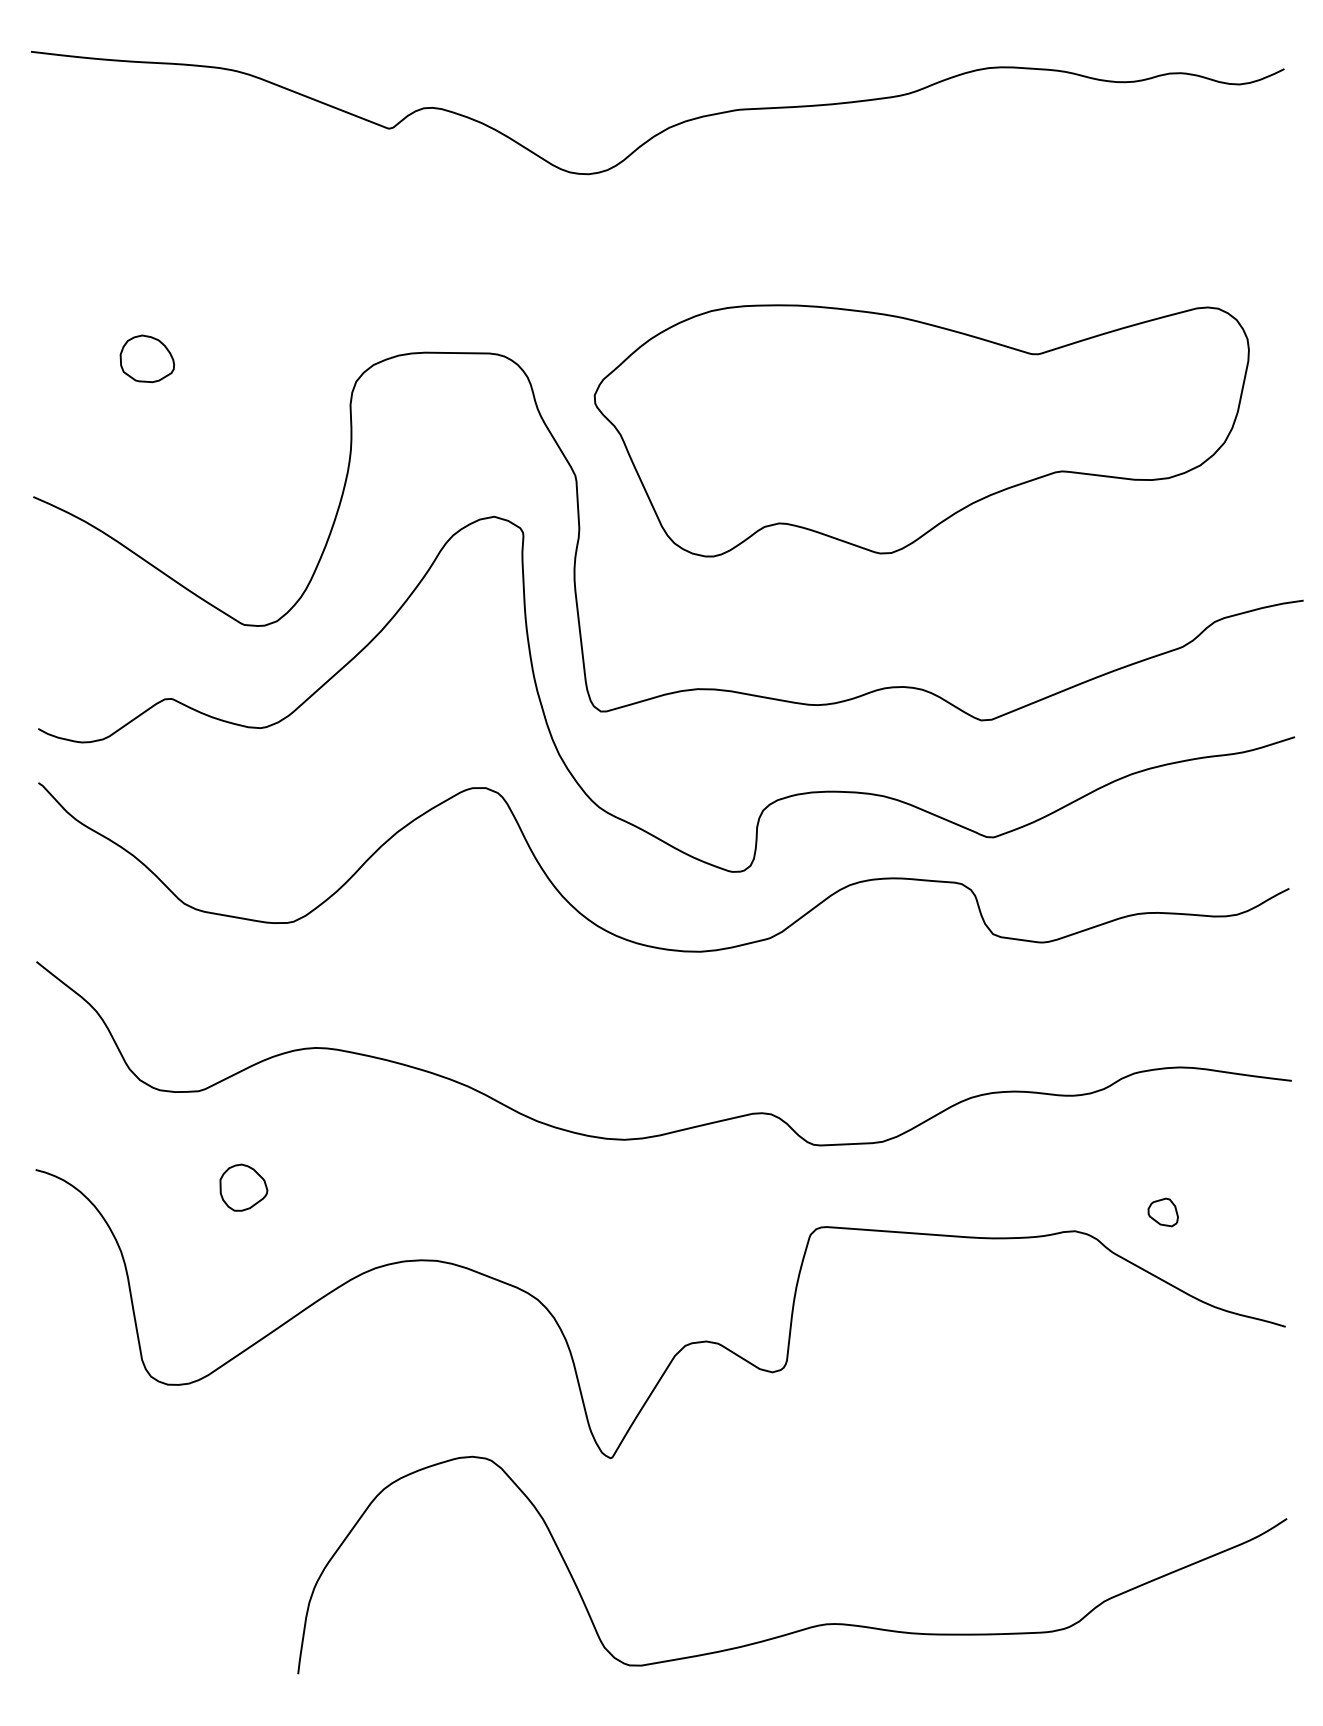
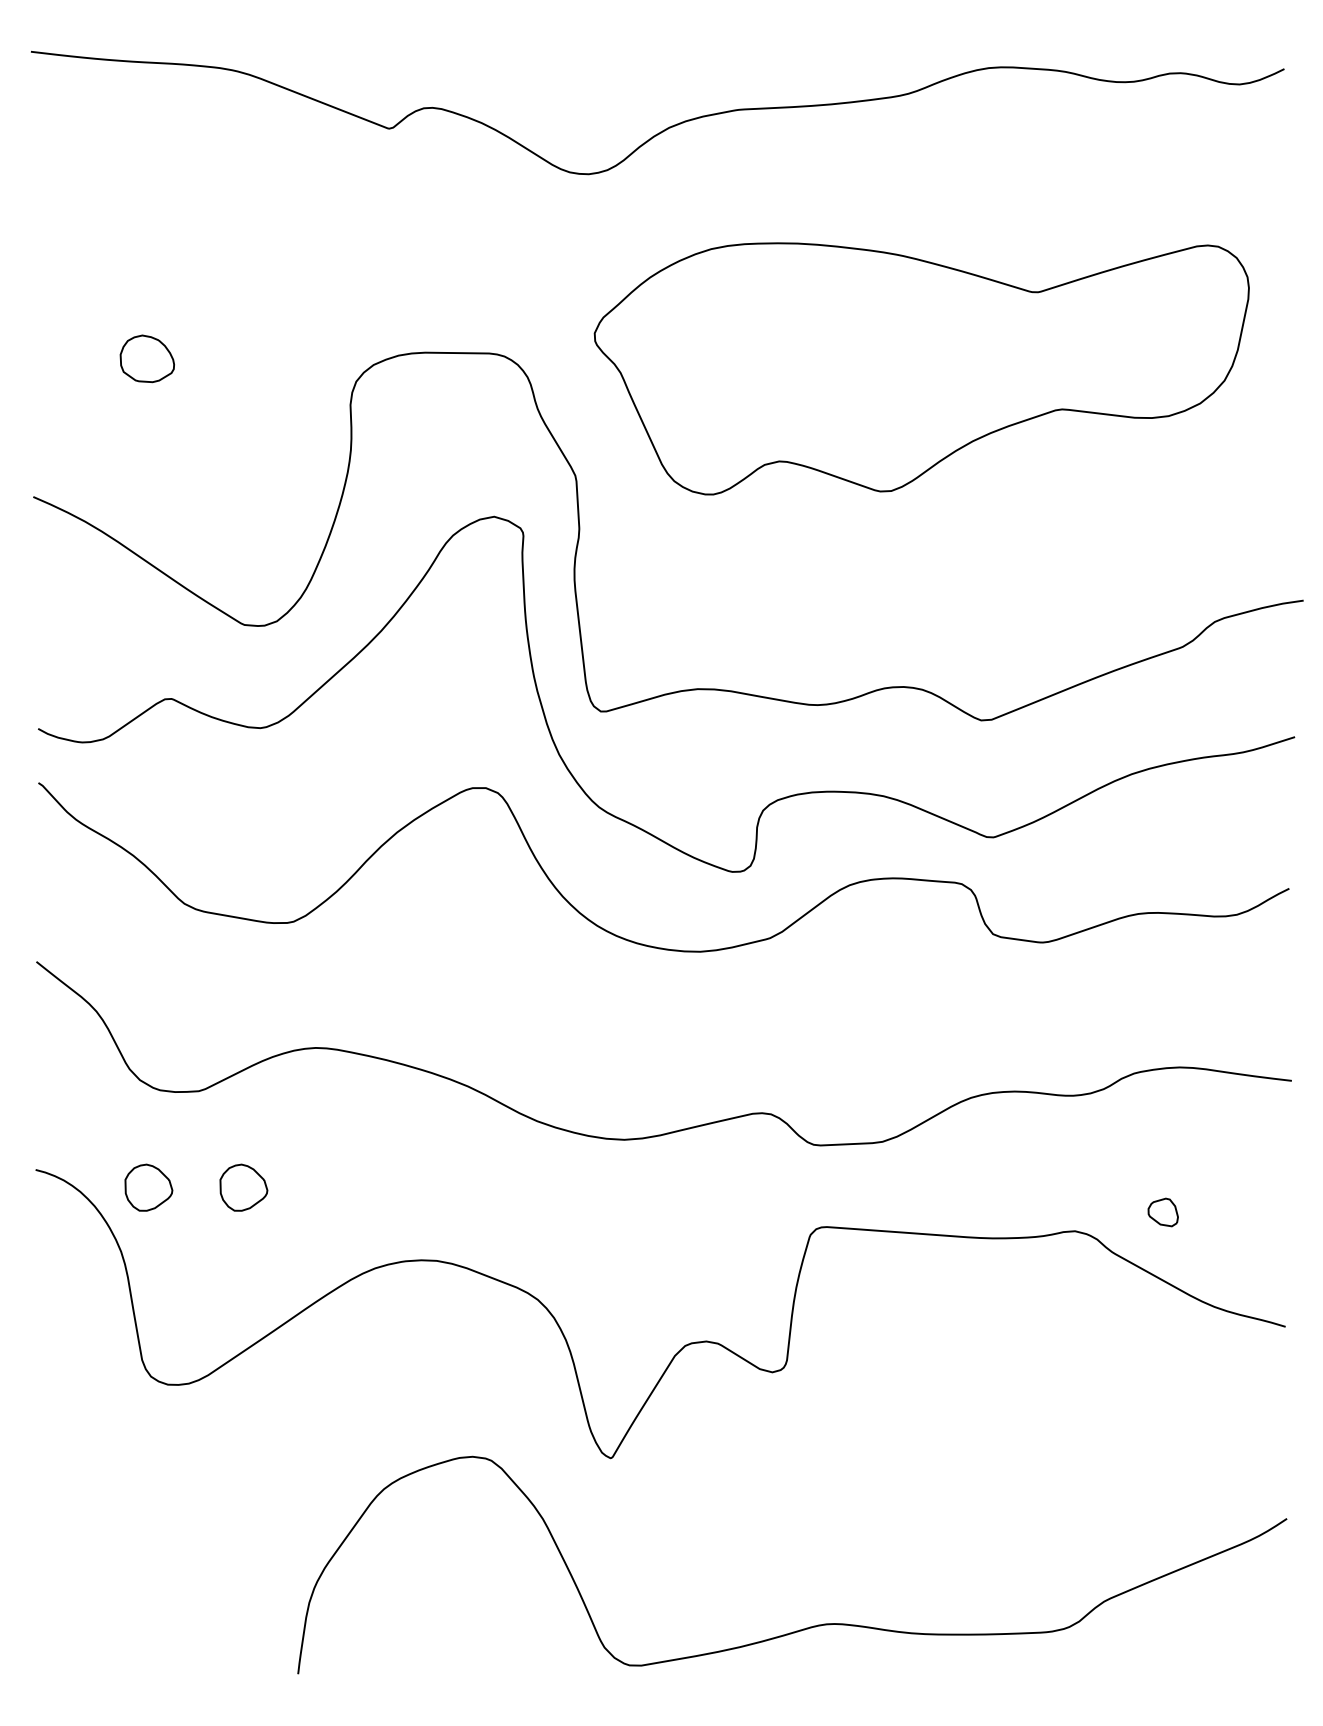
part position: (921, 430) -> (921, 368) (921, 368)
part: none -> present (148, 1187)
